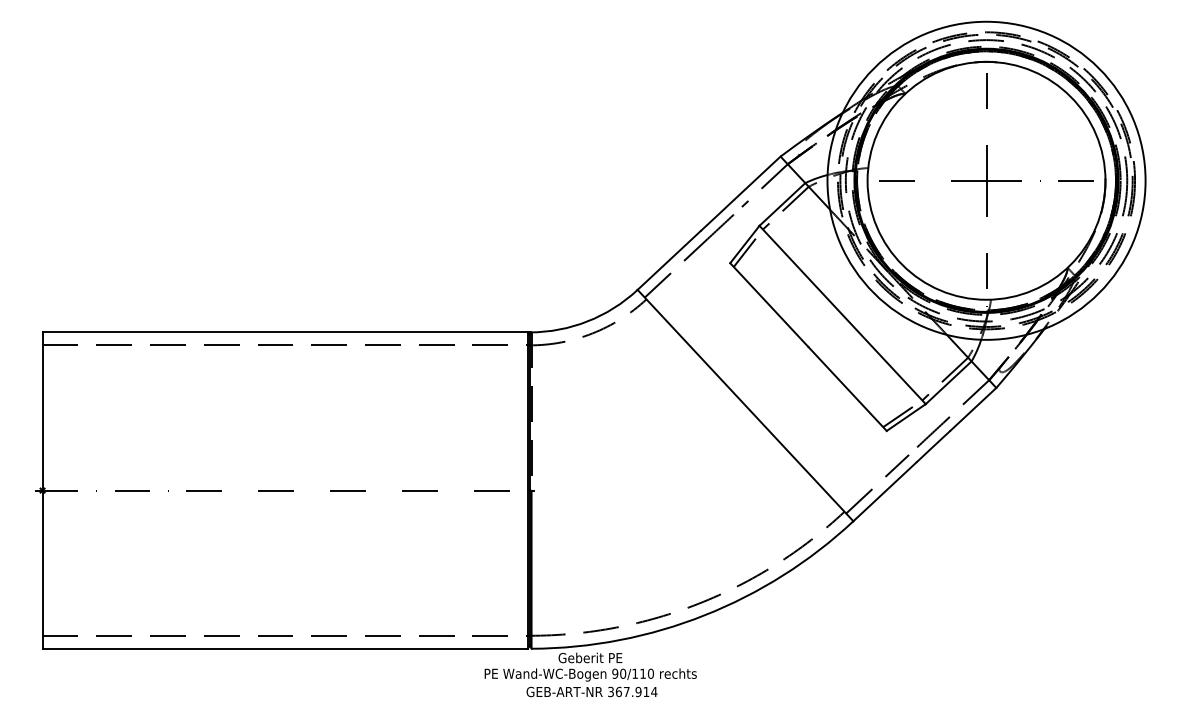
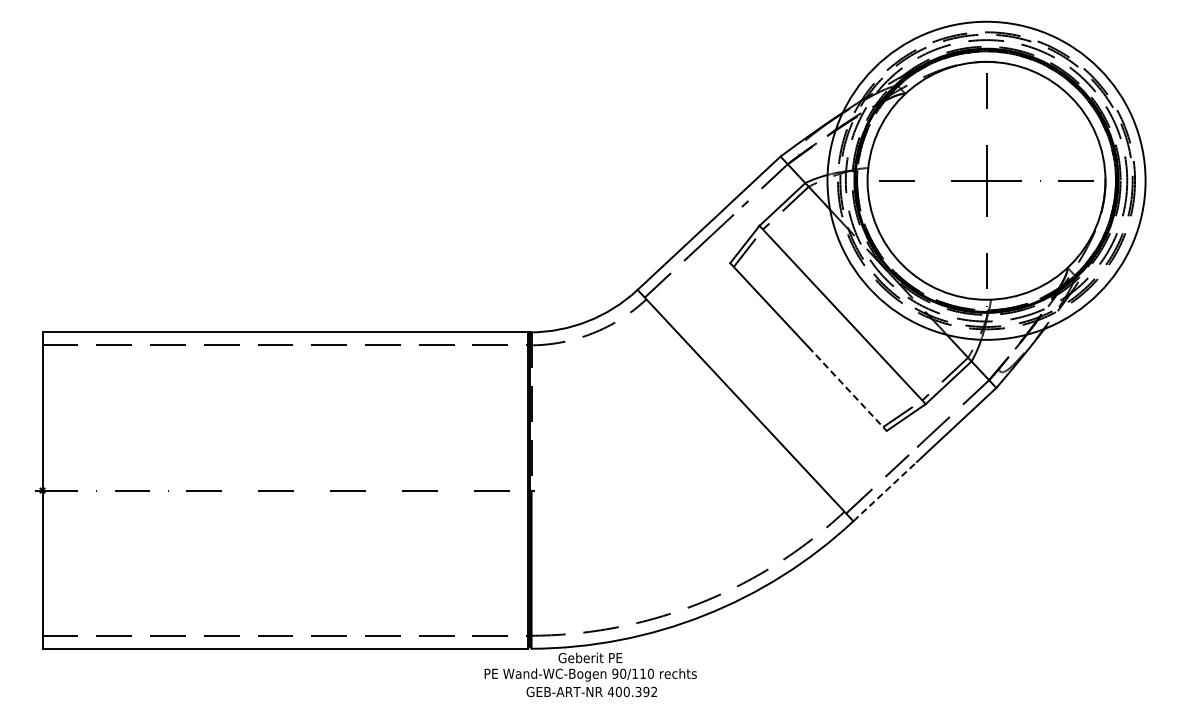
line: solid -> dashed (847, 389)
line: solid -> dashed (884, 491)
text: 367.914 -> 400.392 (632, 691)
